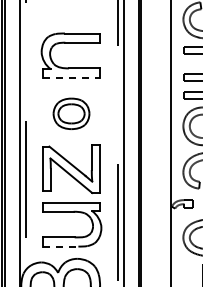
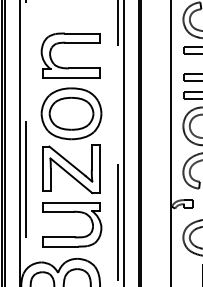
line: dashed -> solid (71, 77)
part size: 39x33 px -> 63x54 px (71, 113)
line: dashed -> solid (60, 246)
